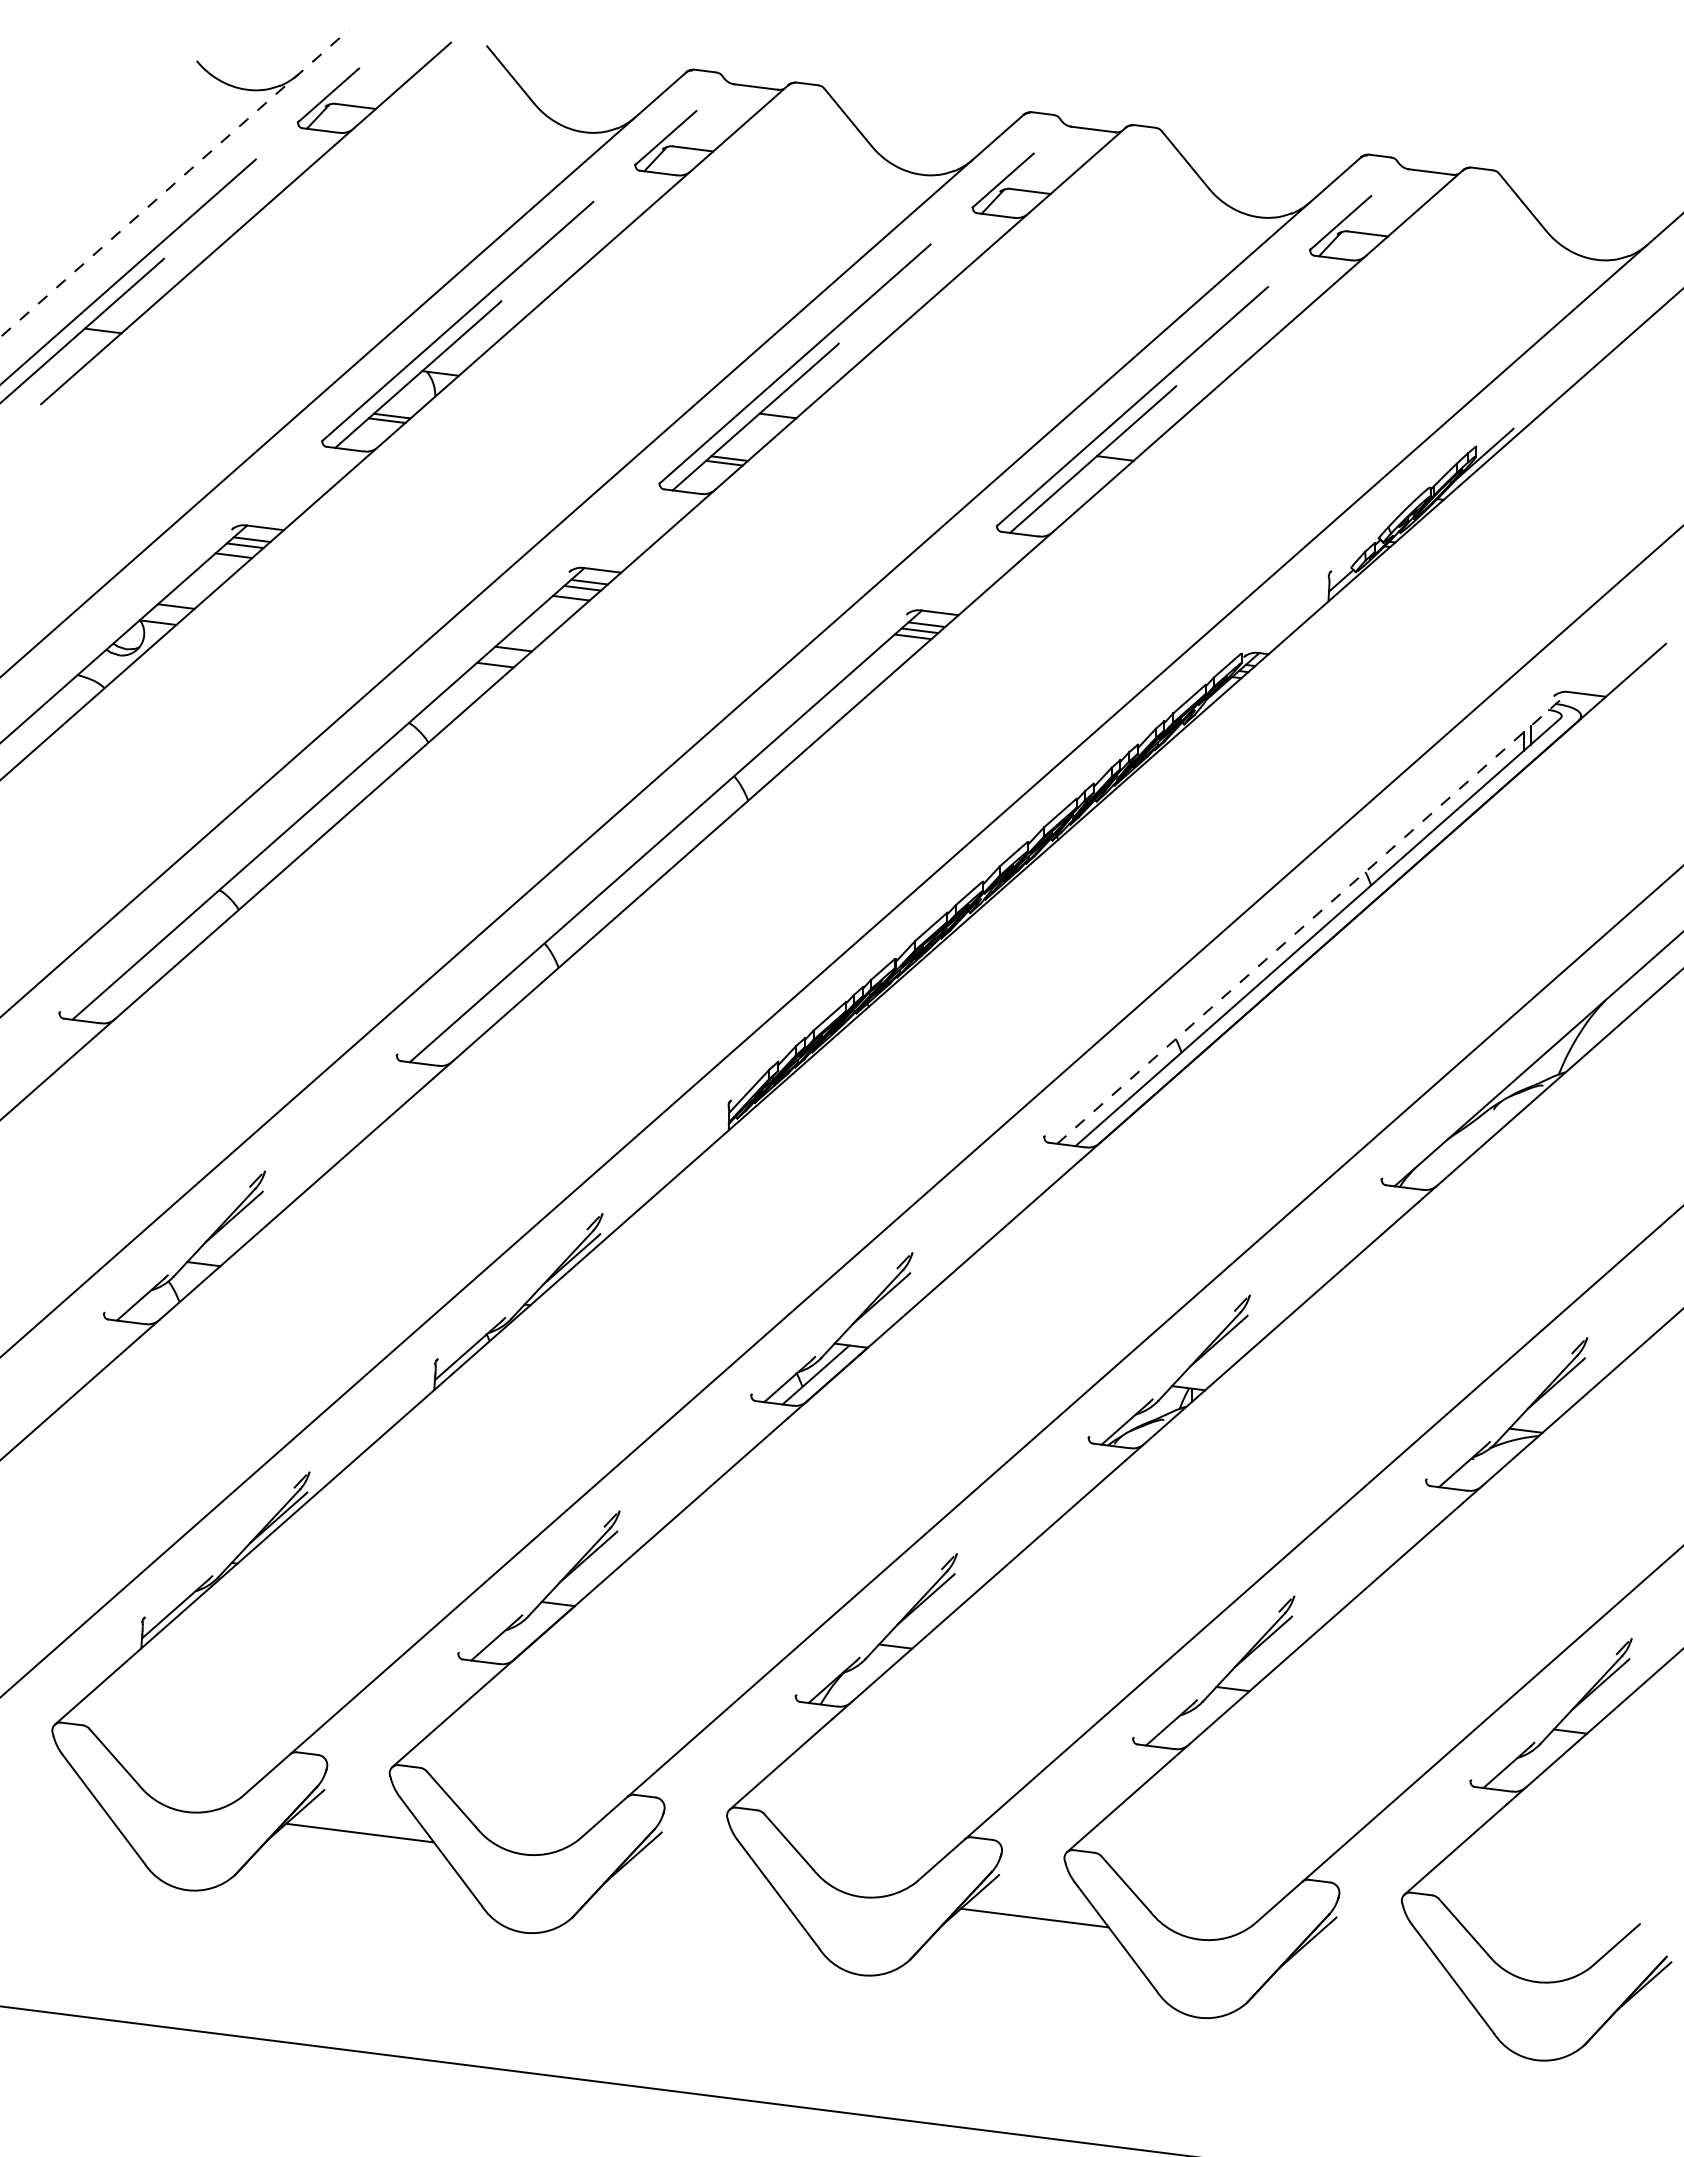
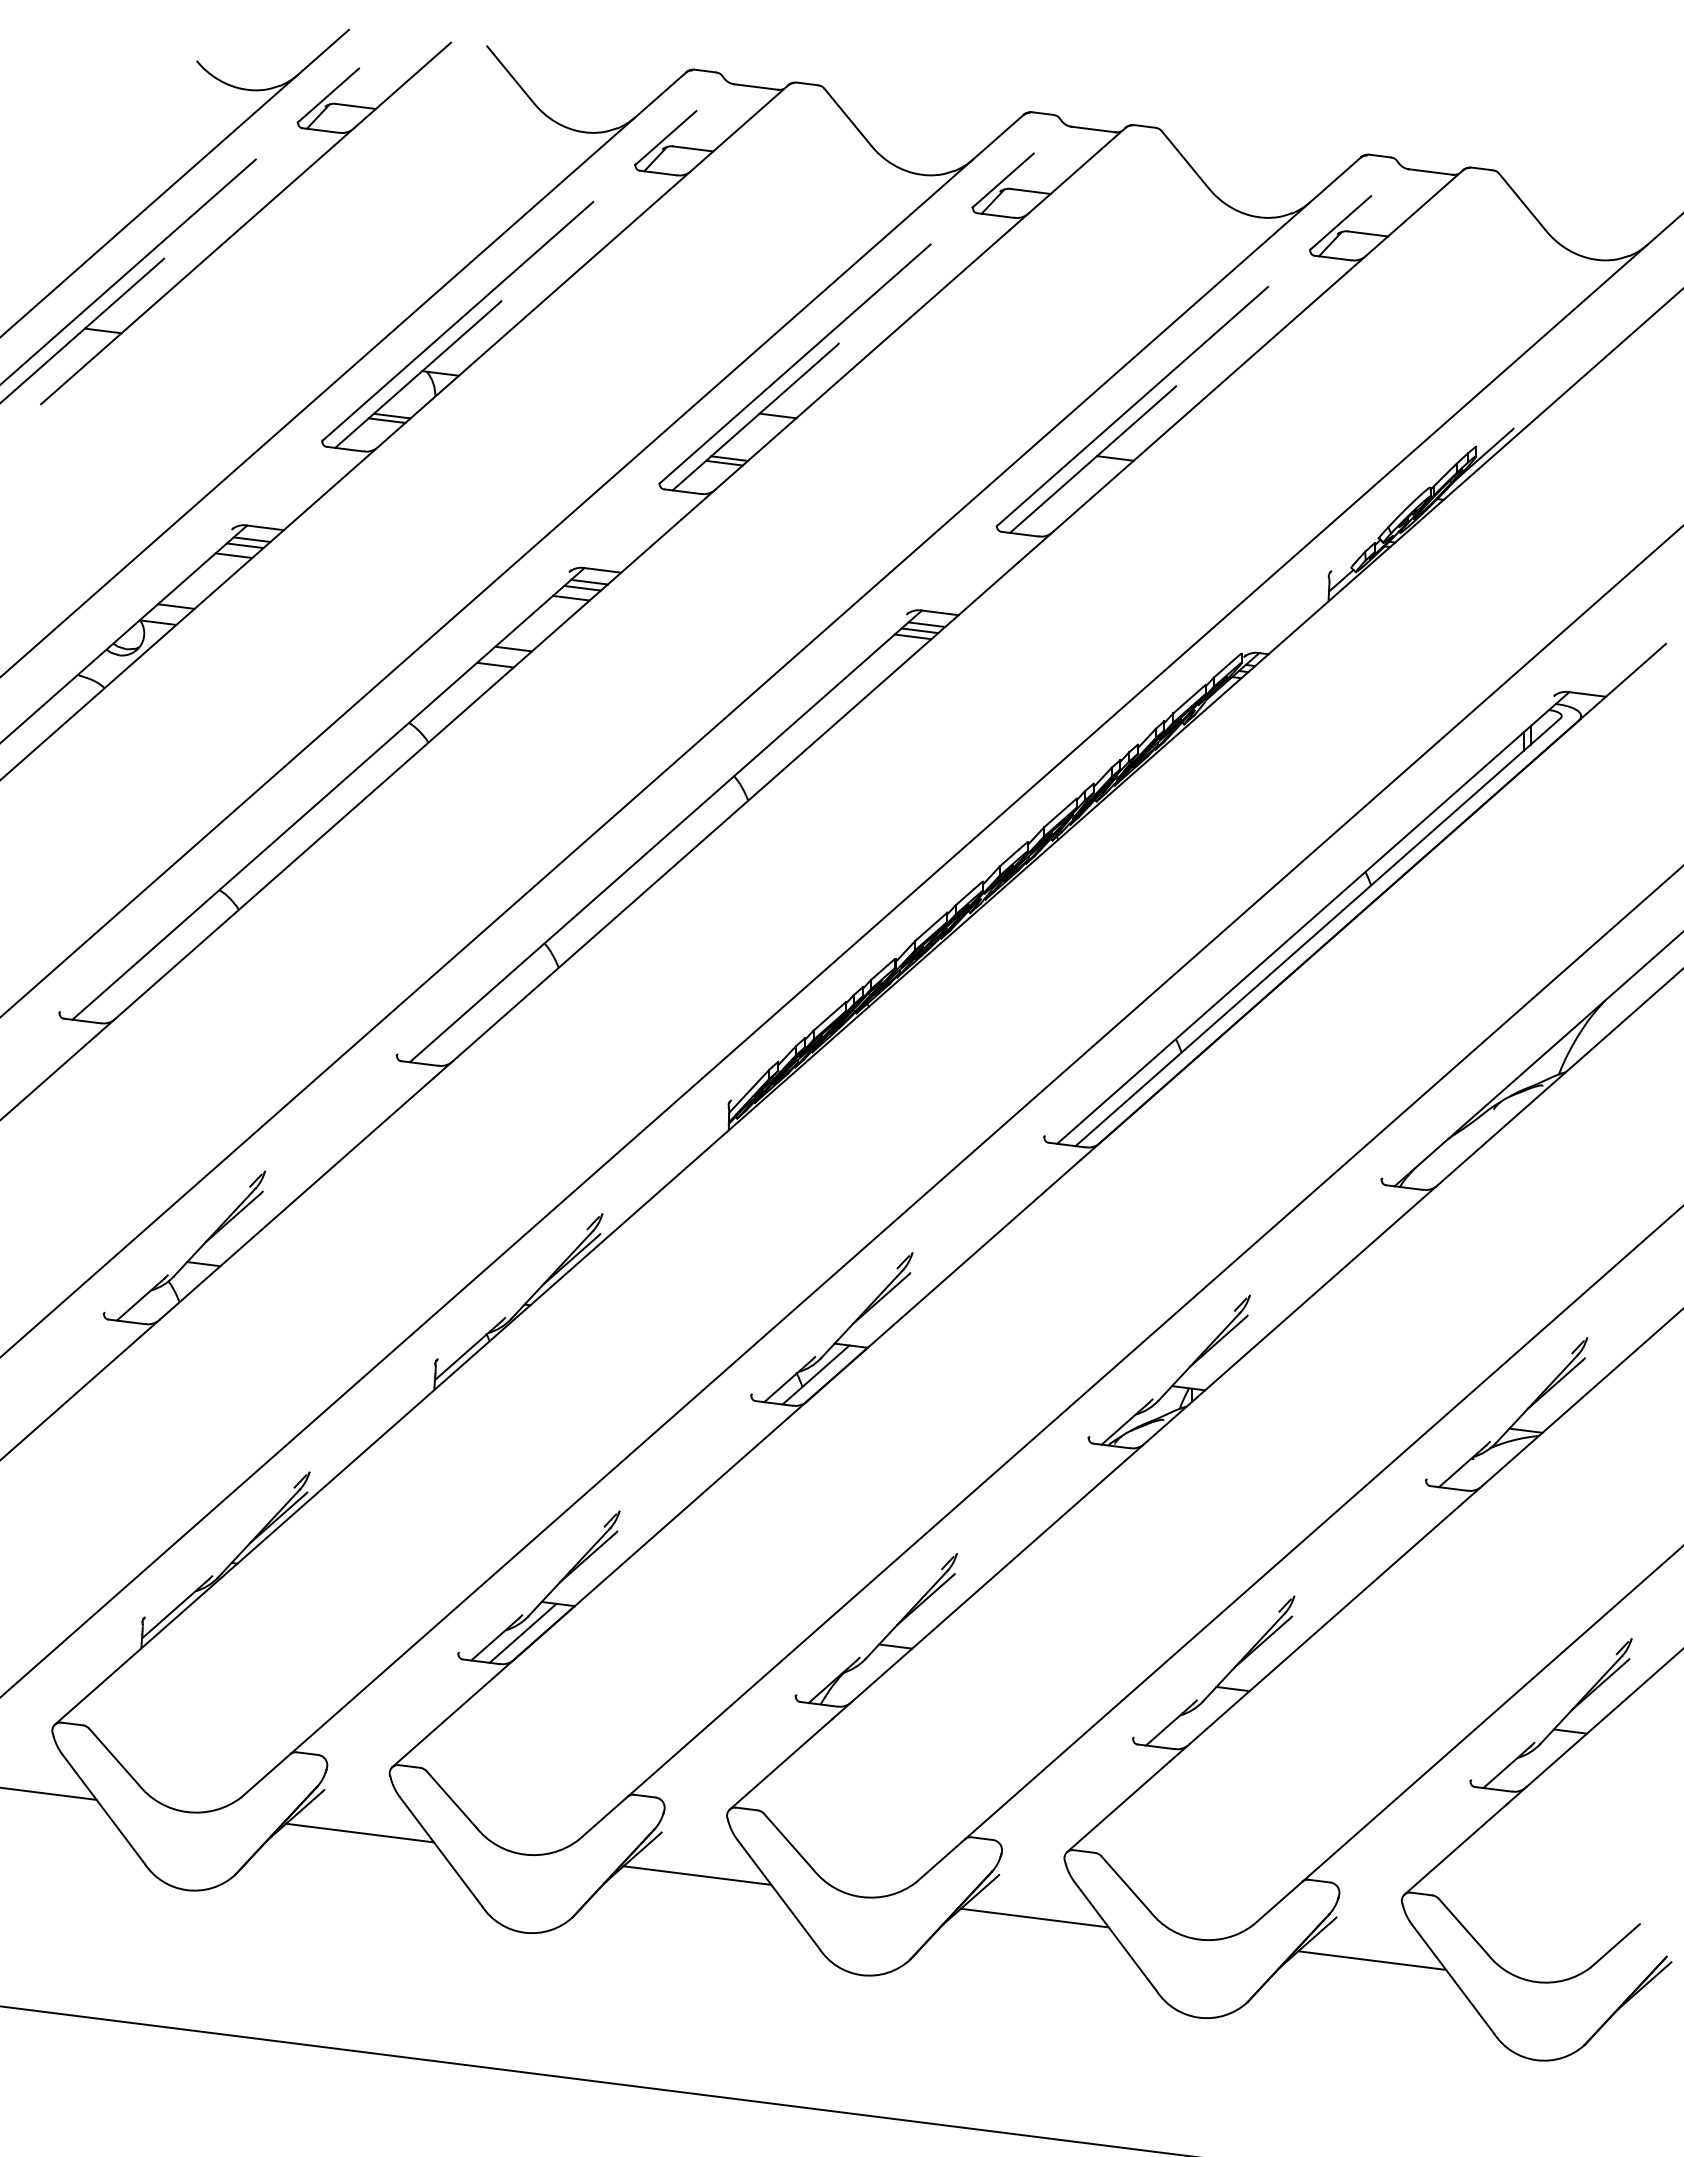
line: dashed -> solid (175, 183)
line: dashed -> solid (1313, 917)
line: none -> present (522, 1632)
line: none -> present (49, 1793)
line: none -> present (697, 1875)
line: none -> present (1372, 1960)
